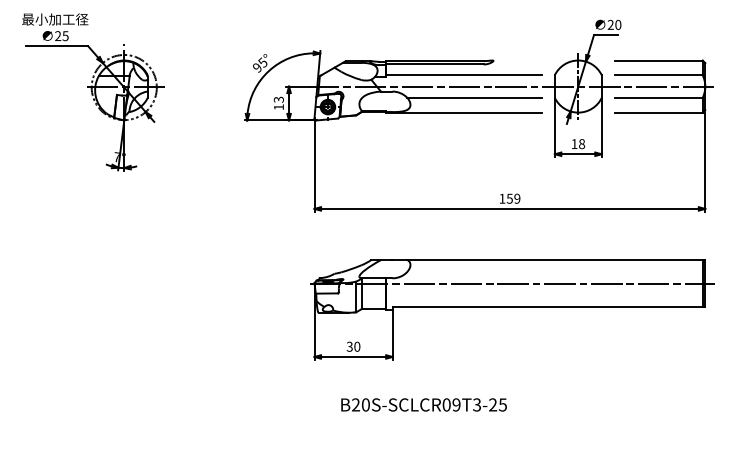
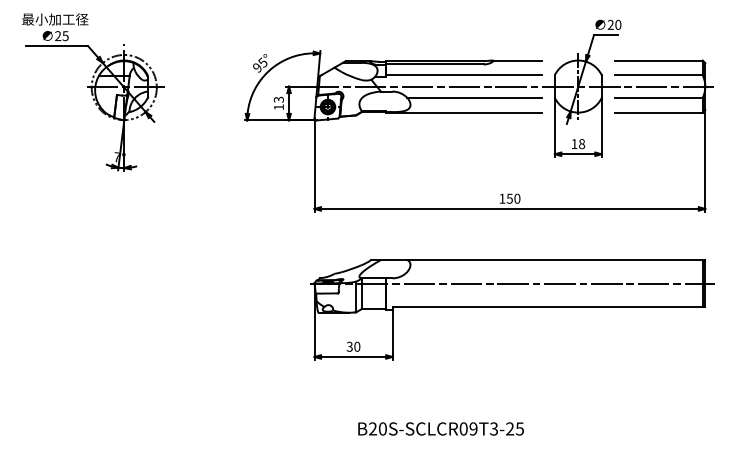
line: none -> present (516, 60)
text: 159 -> 150 (517, 198)
text position: (423, 404) -> (440, 428) (440, 428)
